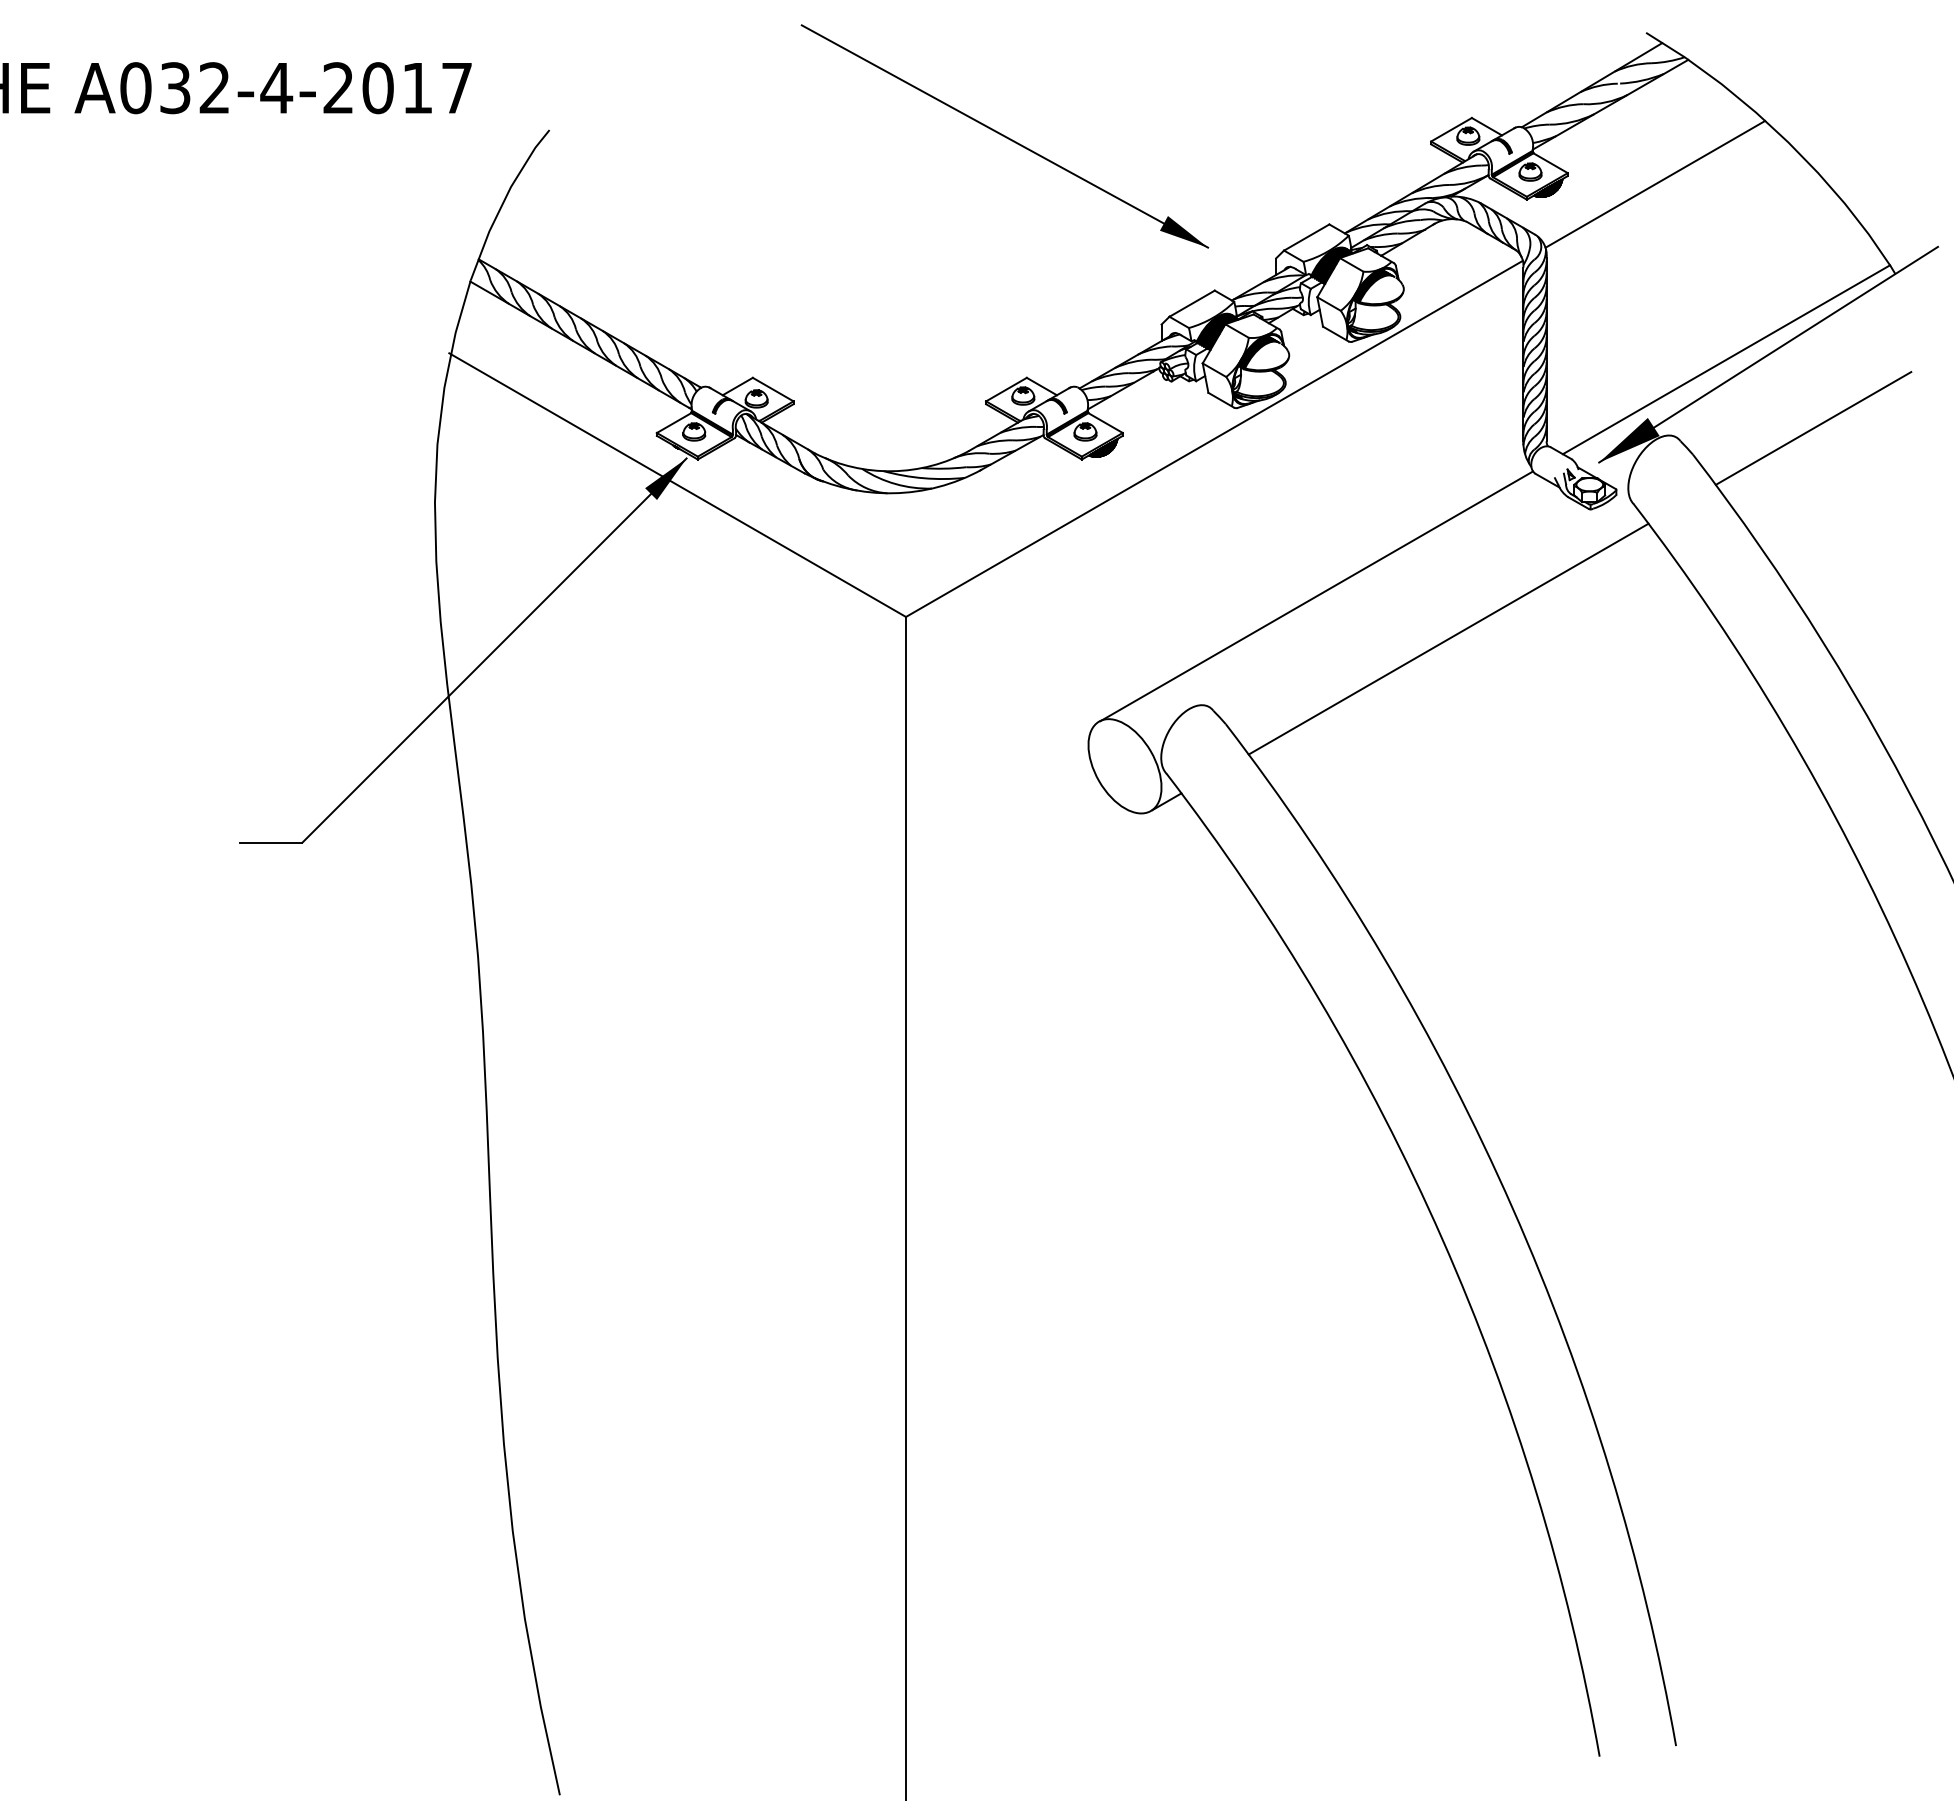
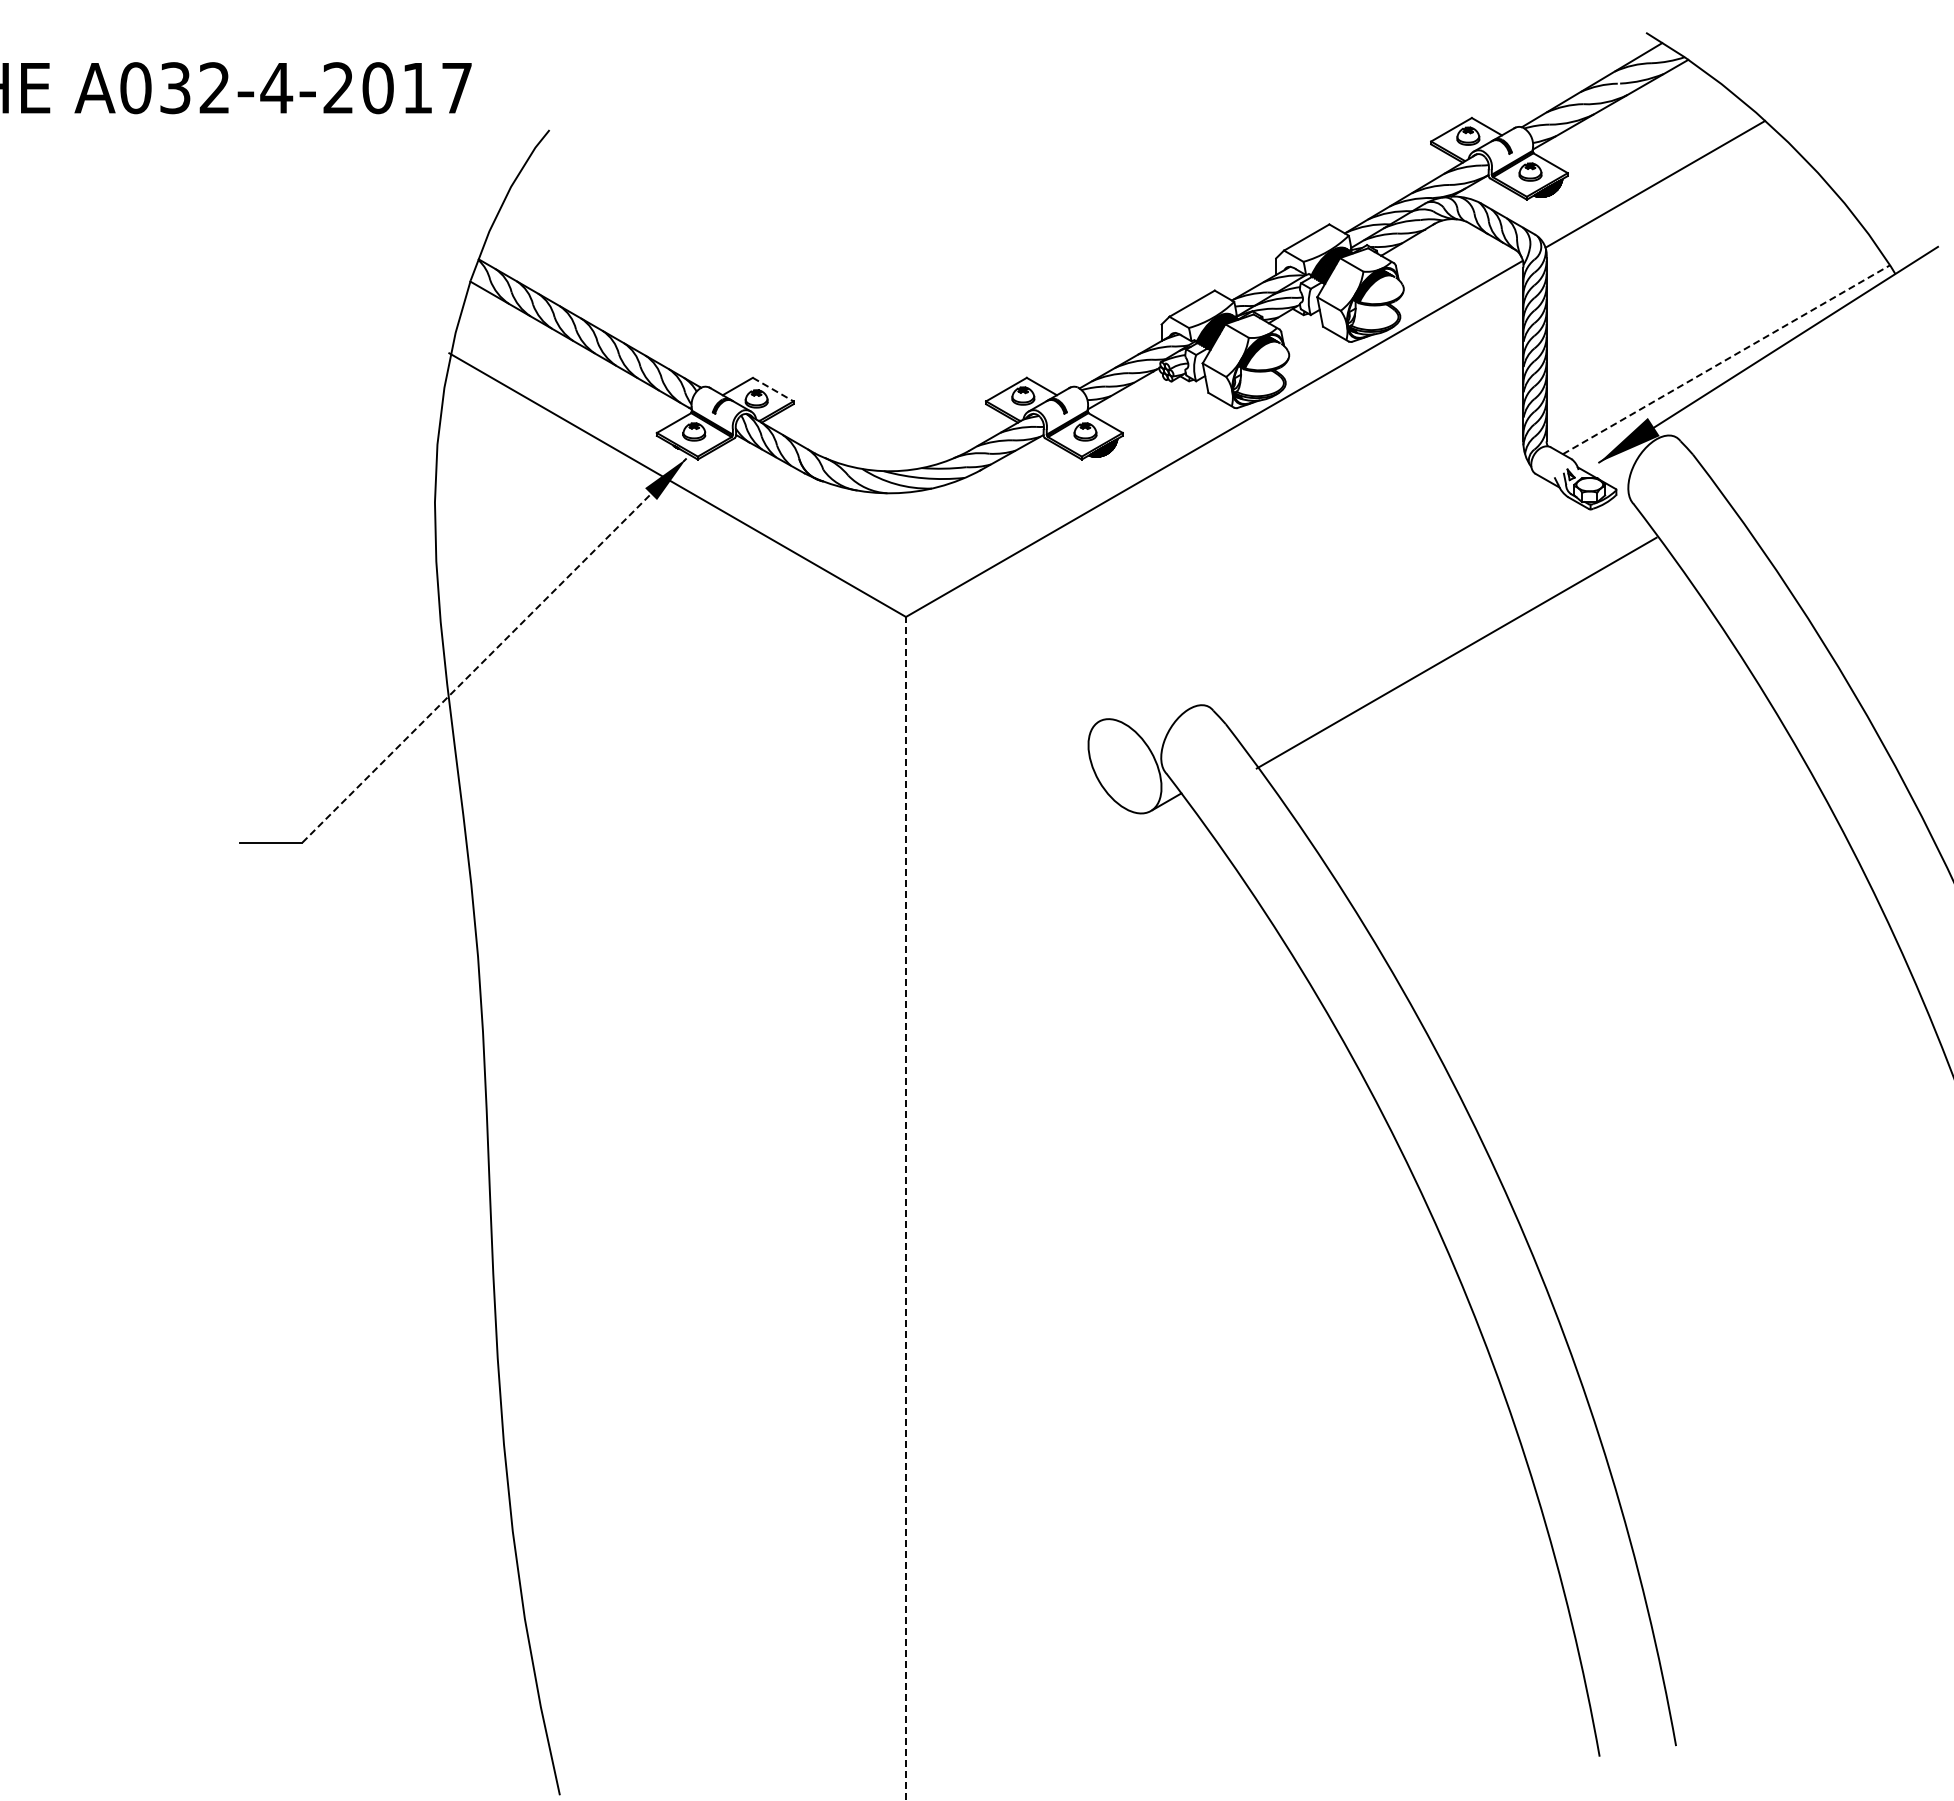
part: present -> none (1004, 136)
line: solid -> dashed (1726, 359)
line: solid -> dashed (773, 389)
line: present -> none (1813, 428)
line: present -> none (1316, 596)
line position: (1448, 638) -> (1456, 652) (1456, 652)
line: solid -> dashed (494, 650)
line: solid -> dashed (906, 1208)
